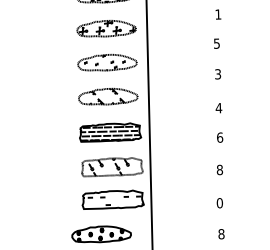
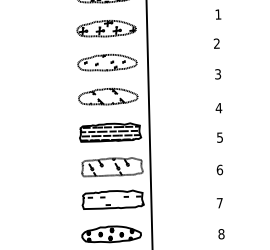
text: 5 -> 2 (216, 43)
text: 6 -> 5 (220, 137)
text: 8 -> 6 (219, 169)
text: 0 -> 7 (219, 203)
part position: (101, 234) -> (111, 234) (111, 234)
